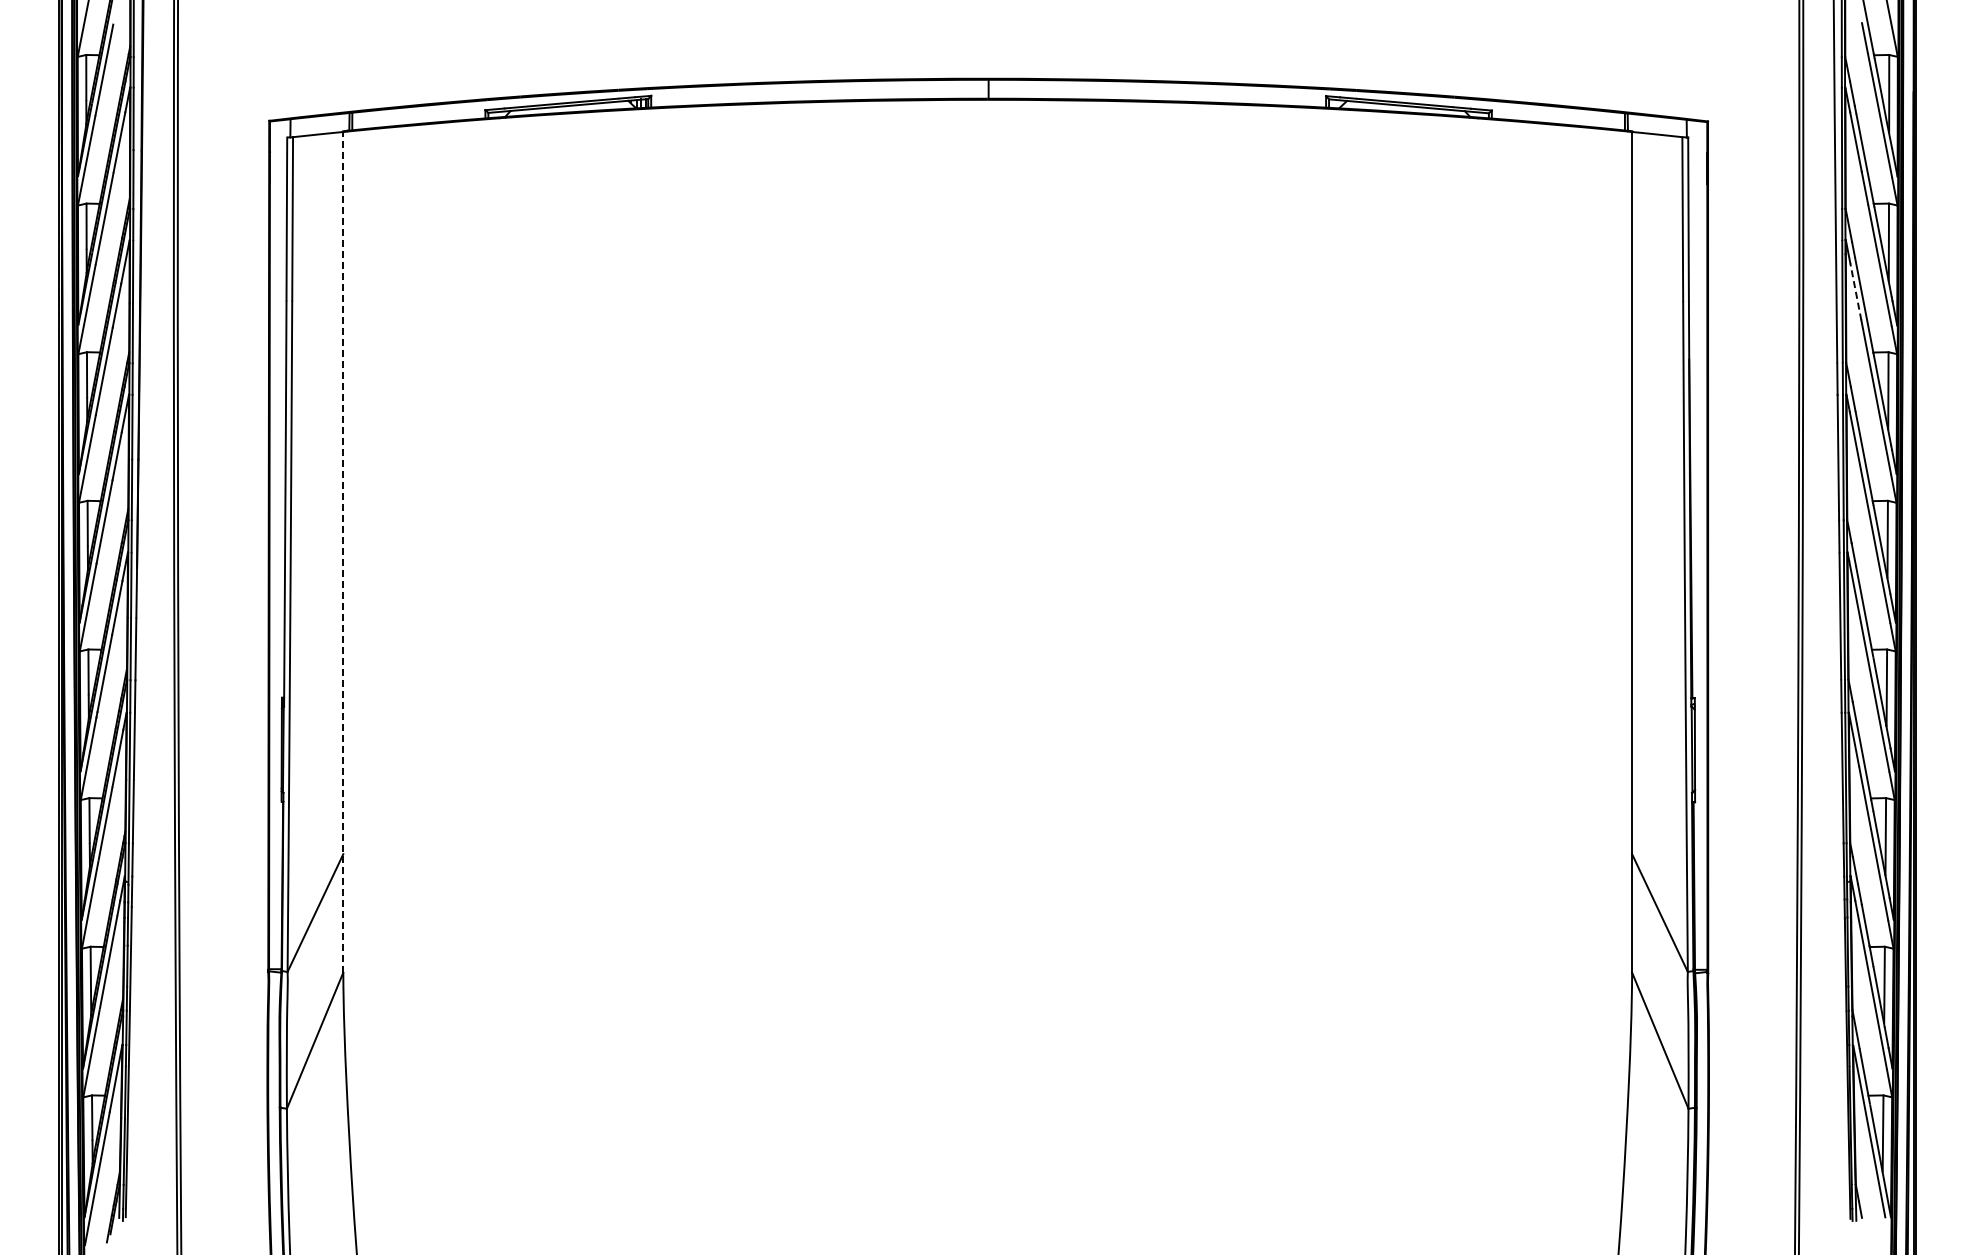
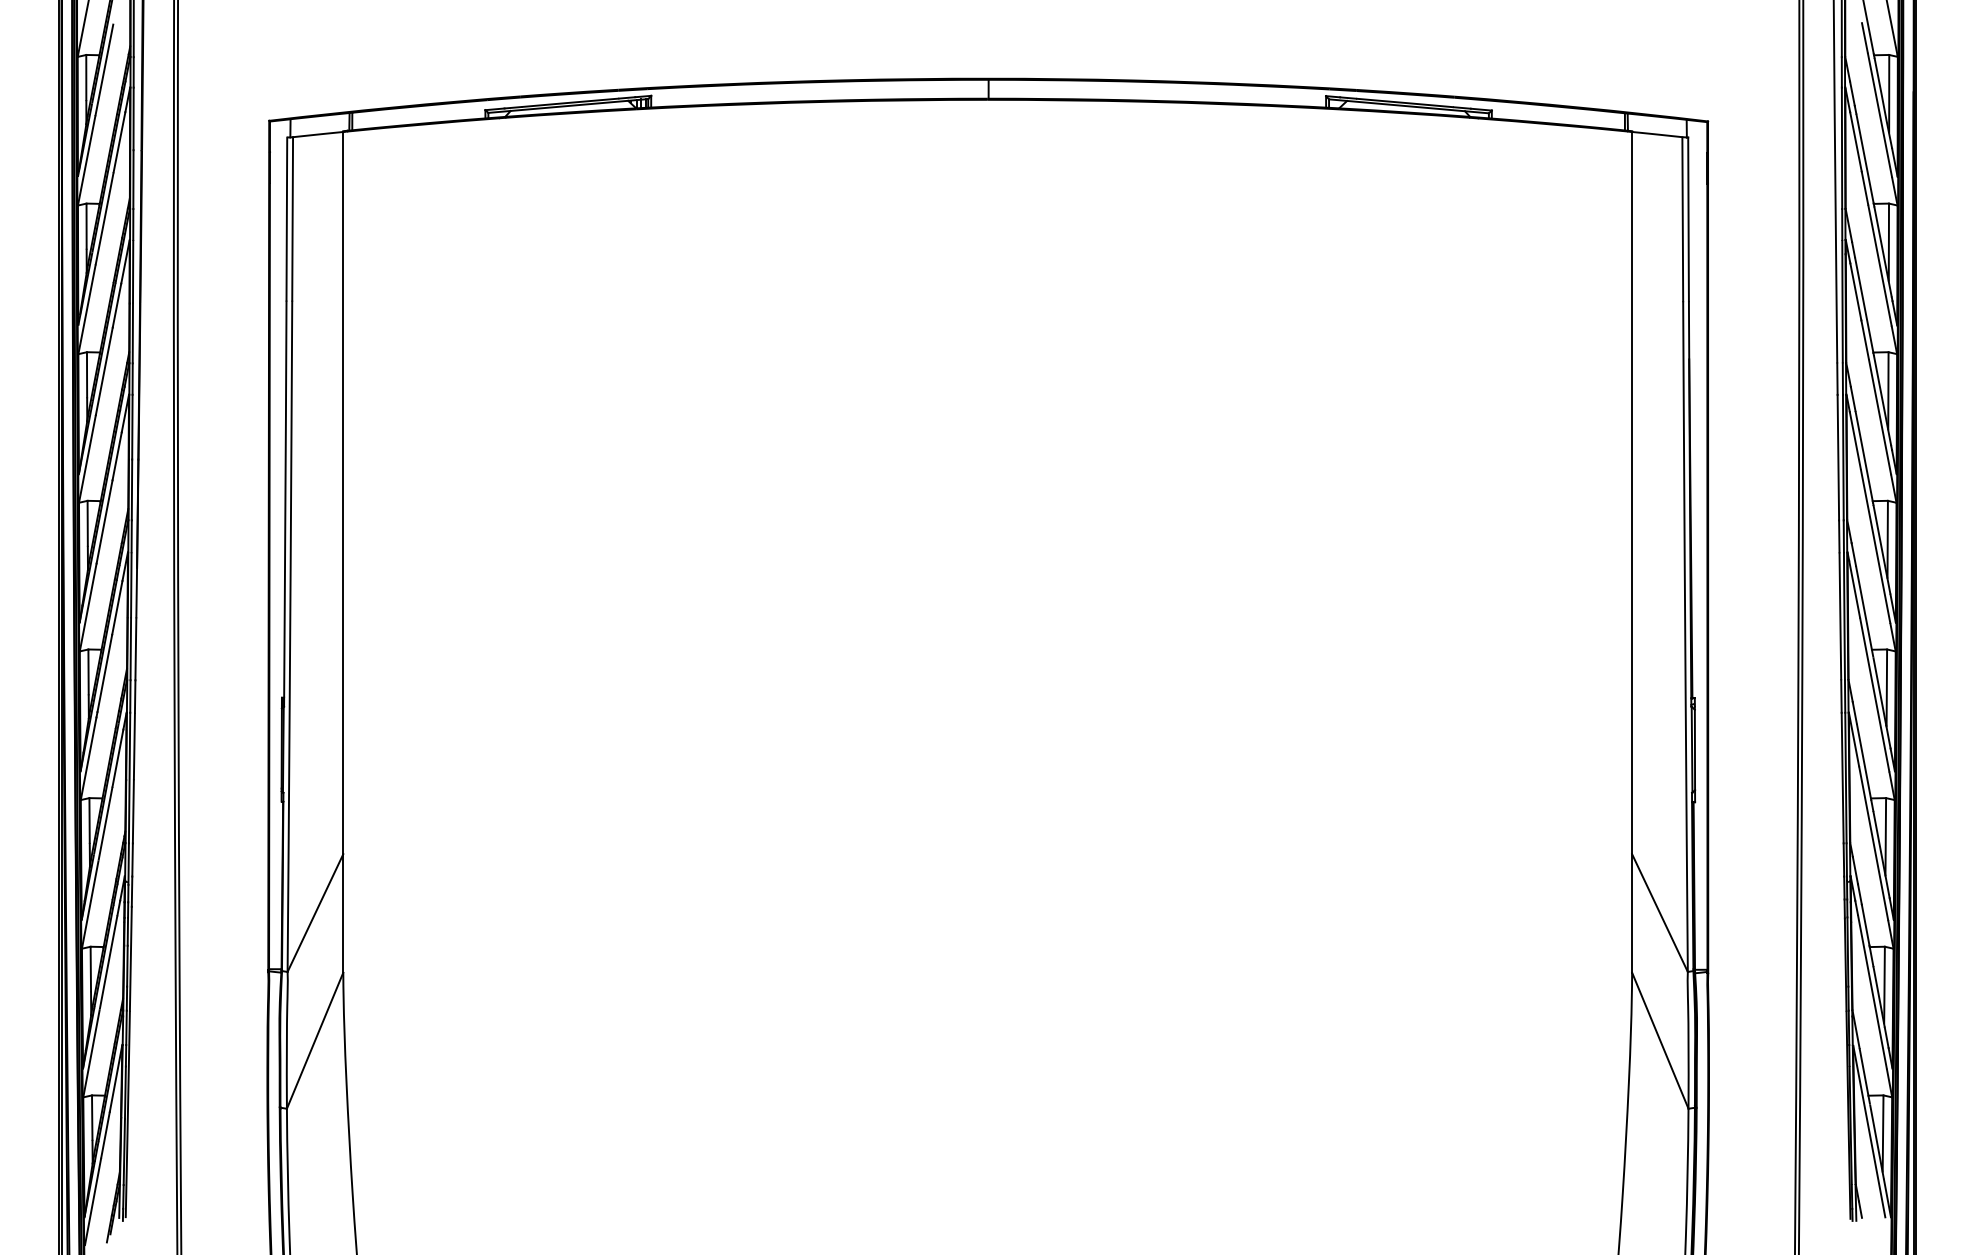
line: dashed -> solid (1855, 291)
line: dashed -> solid (343, 551)
